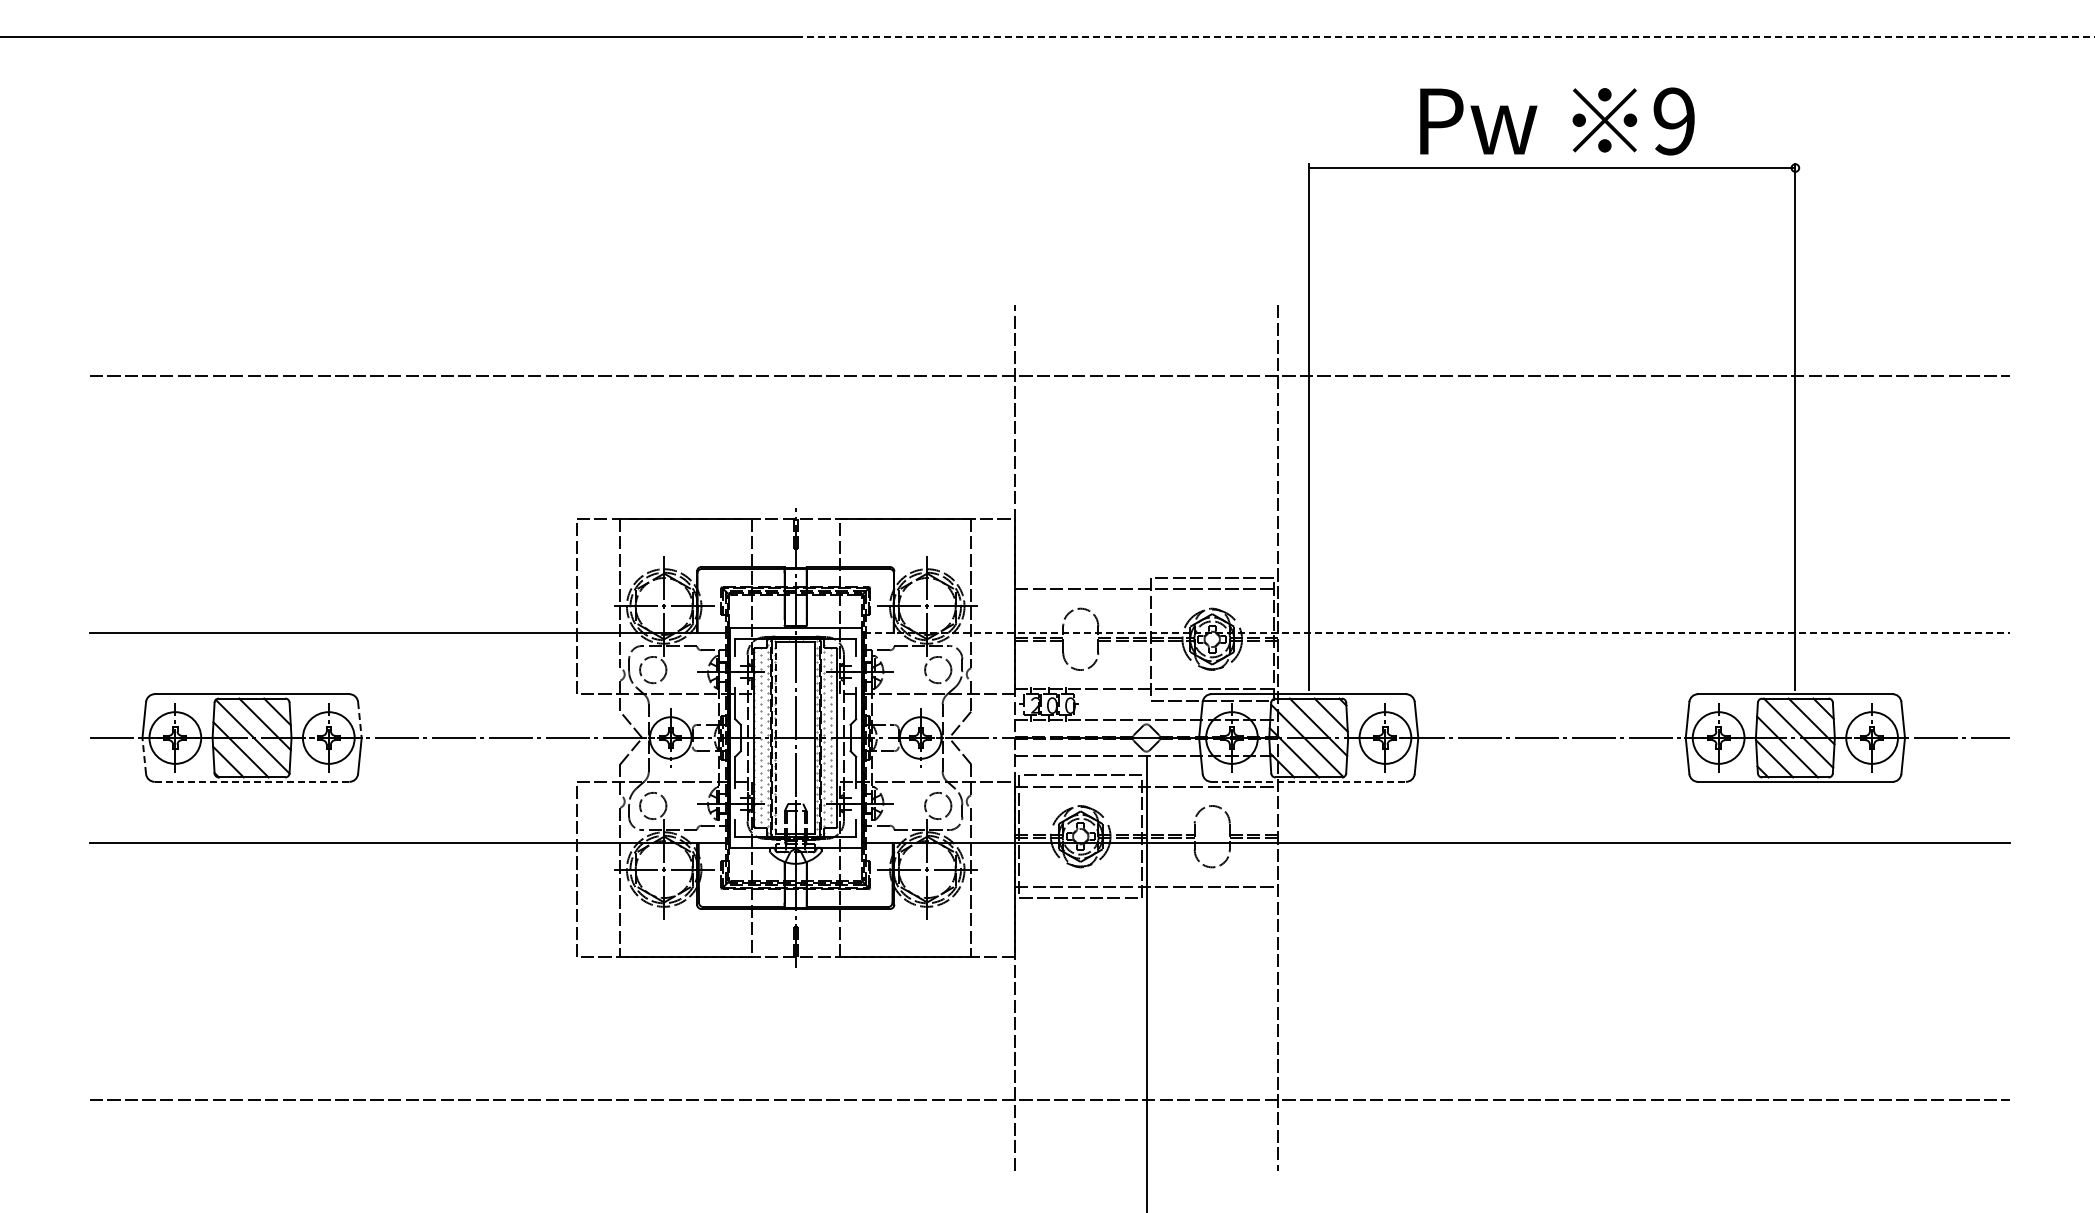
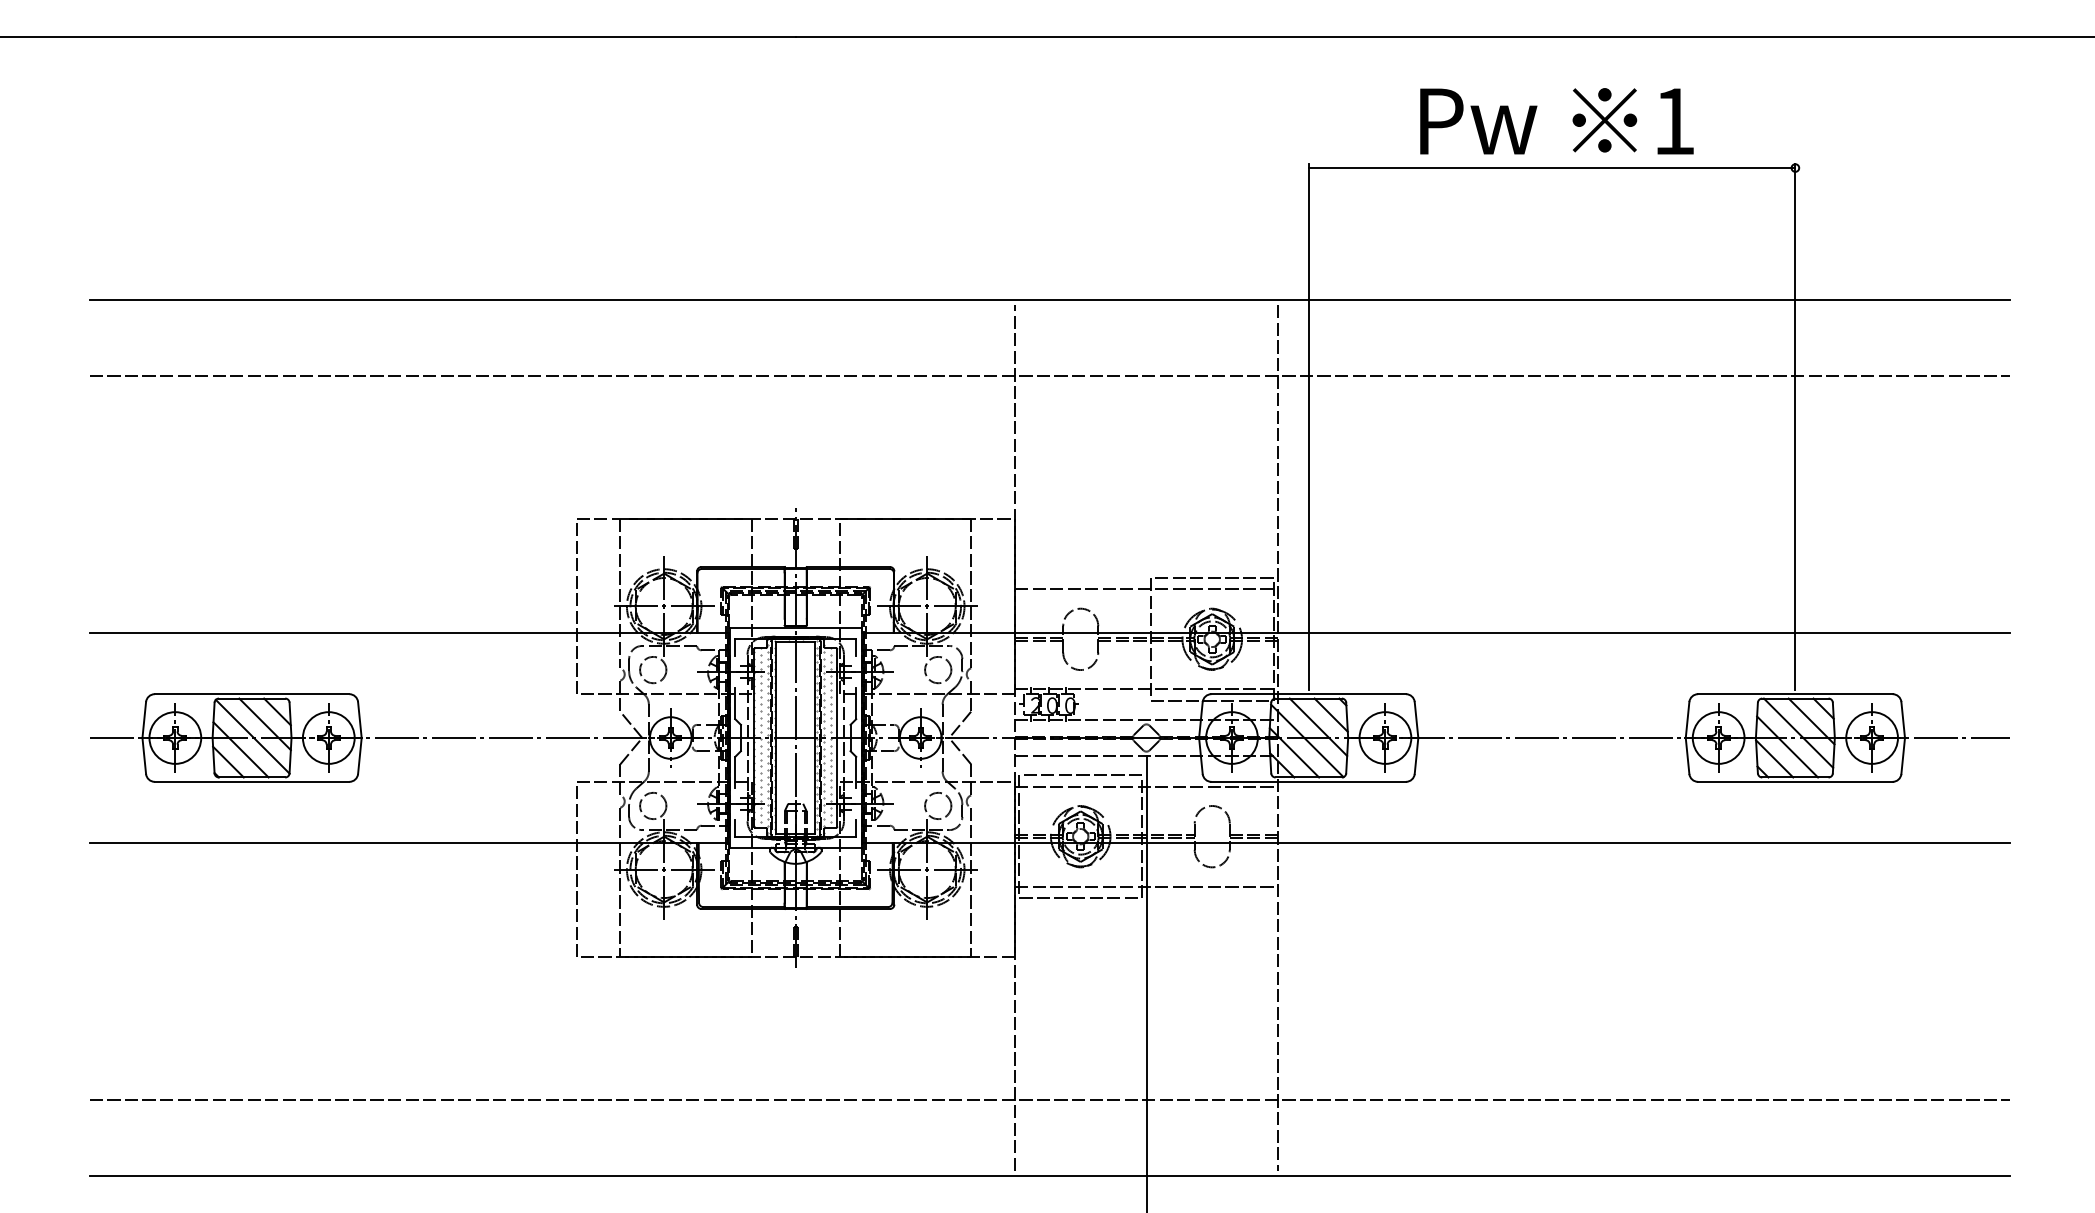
line: dashed -> solid (1445, 36)
text: 9 -> 1 (1673, 121)
line: none -> present (1049, 299)
line: dashed -> solid (1437, 632)
line: dashed -> solid (359, 720)
line: dashed -> solid (776, 738)
line: dashed -> solid (144, 755)
line: dashed -> solid (251, 781)
line: dashed -> solid (1309, 781)
line: none -> present (1049, 1176)
